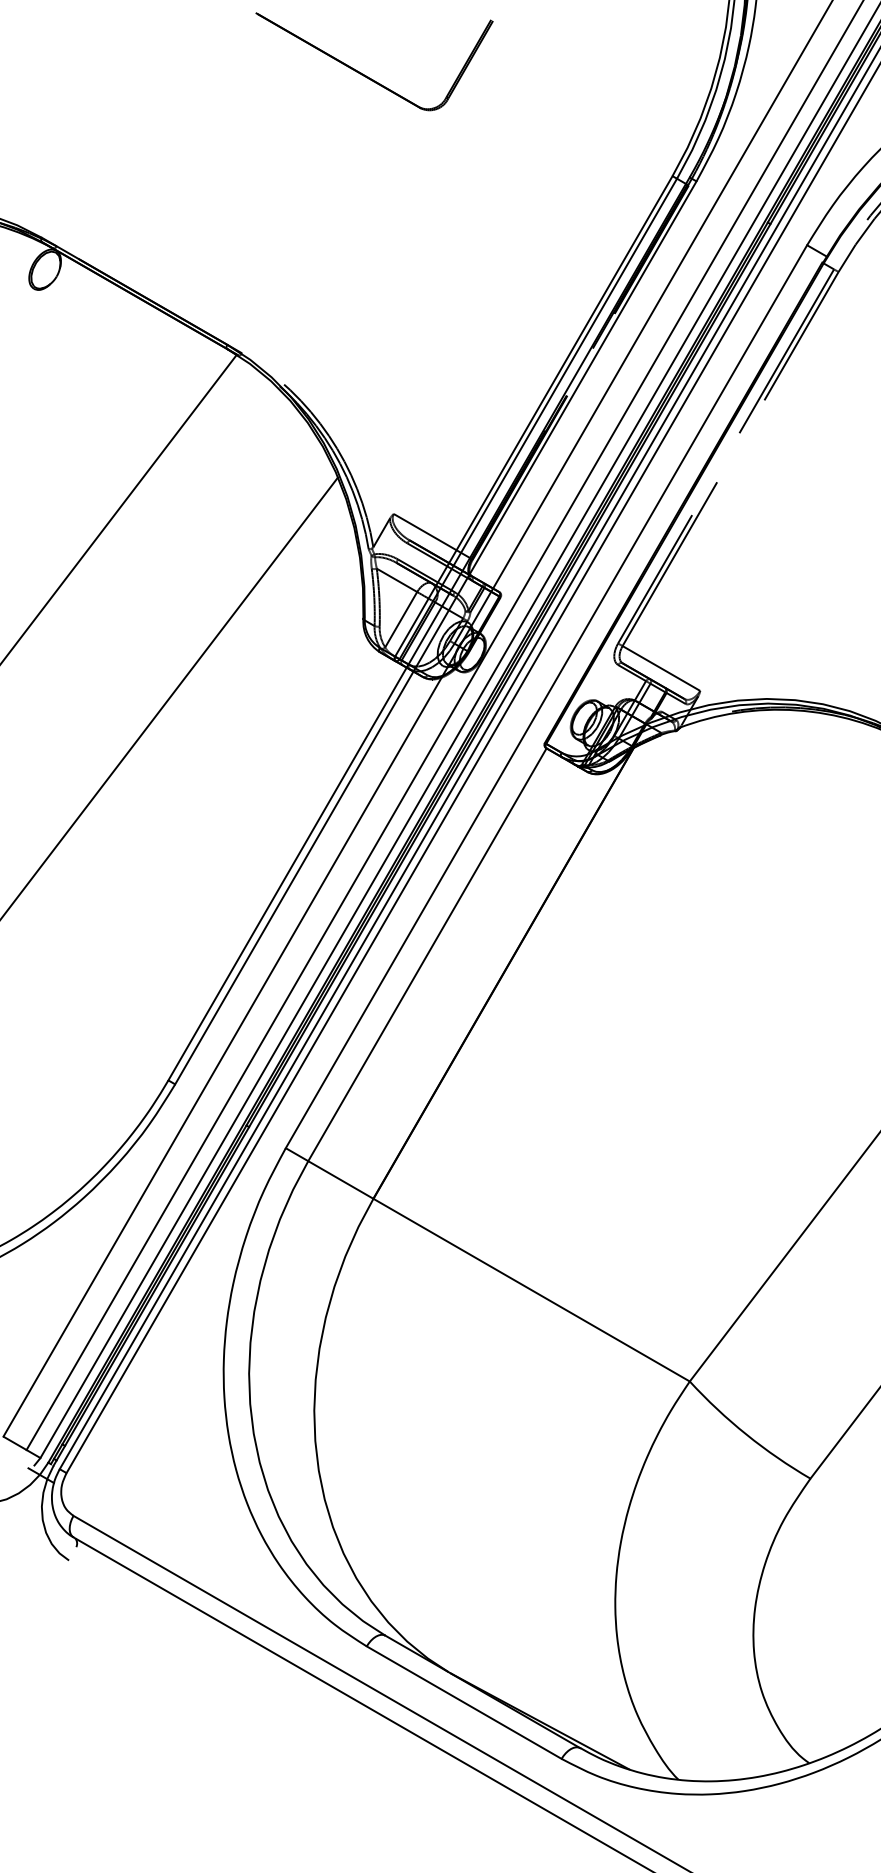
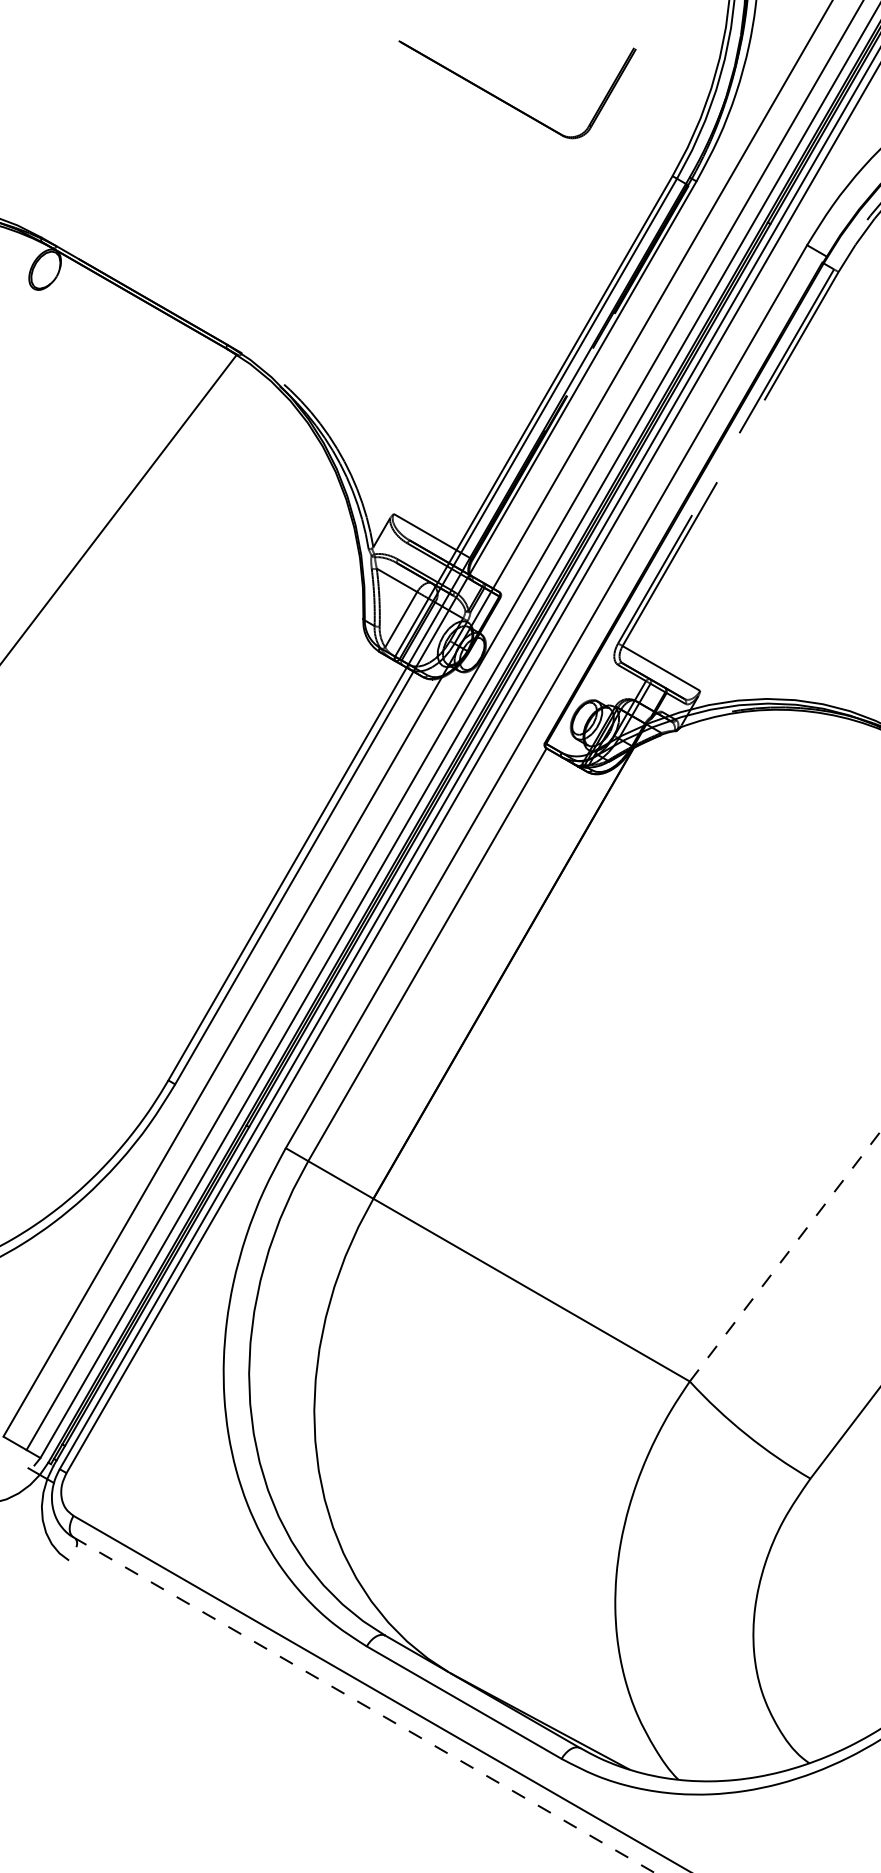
part position: (366, 75) -> (509, 103) (509, 103)
line: present -> none (170, 697)
line: solid -> dashed (785, 1256)
line: solid -> dashed (364, 1705)
